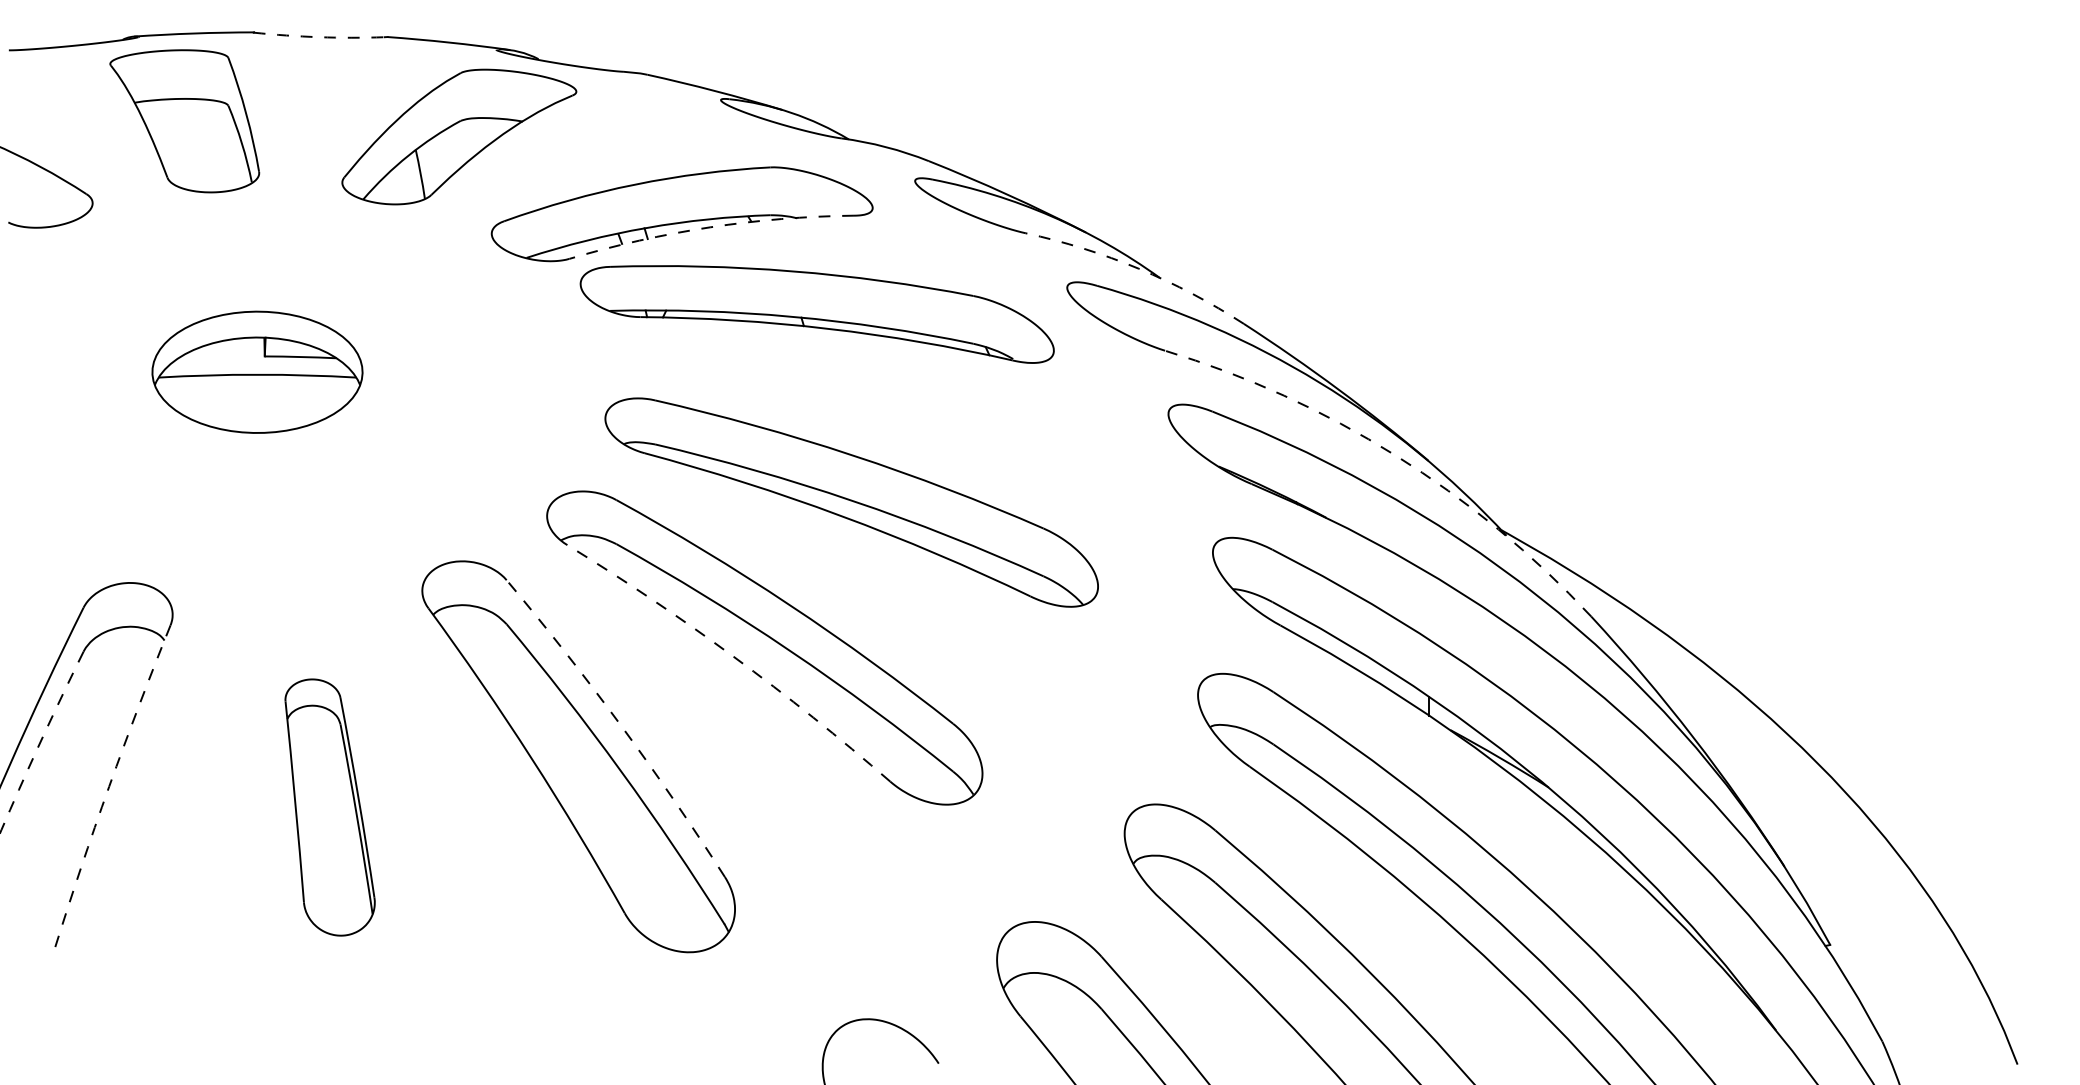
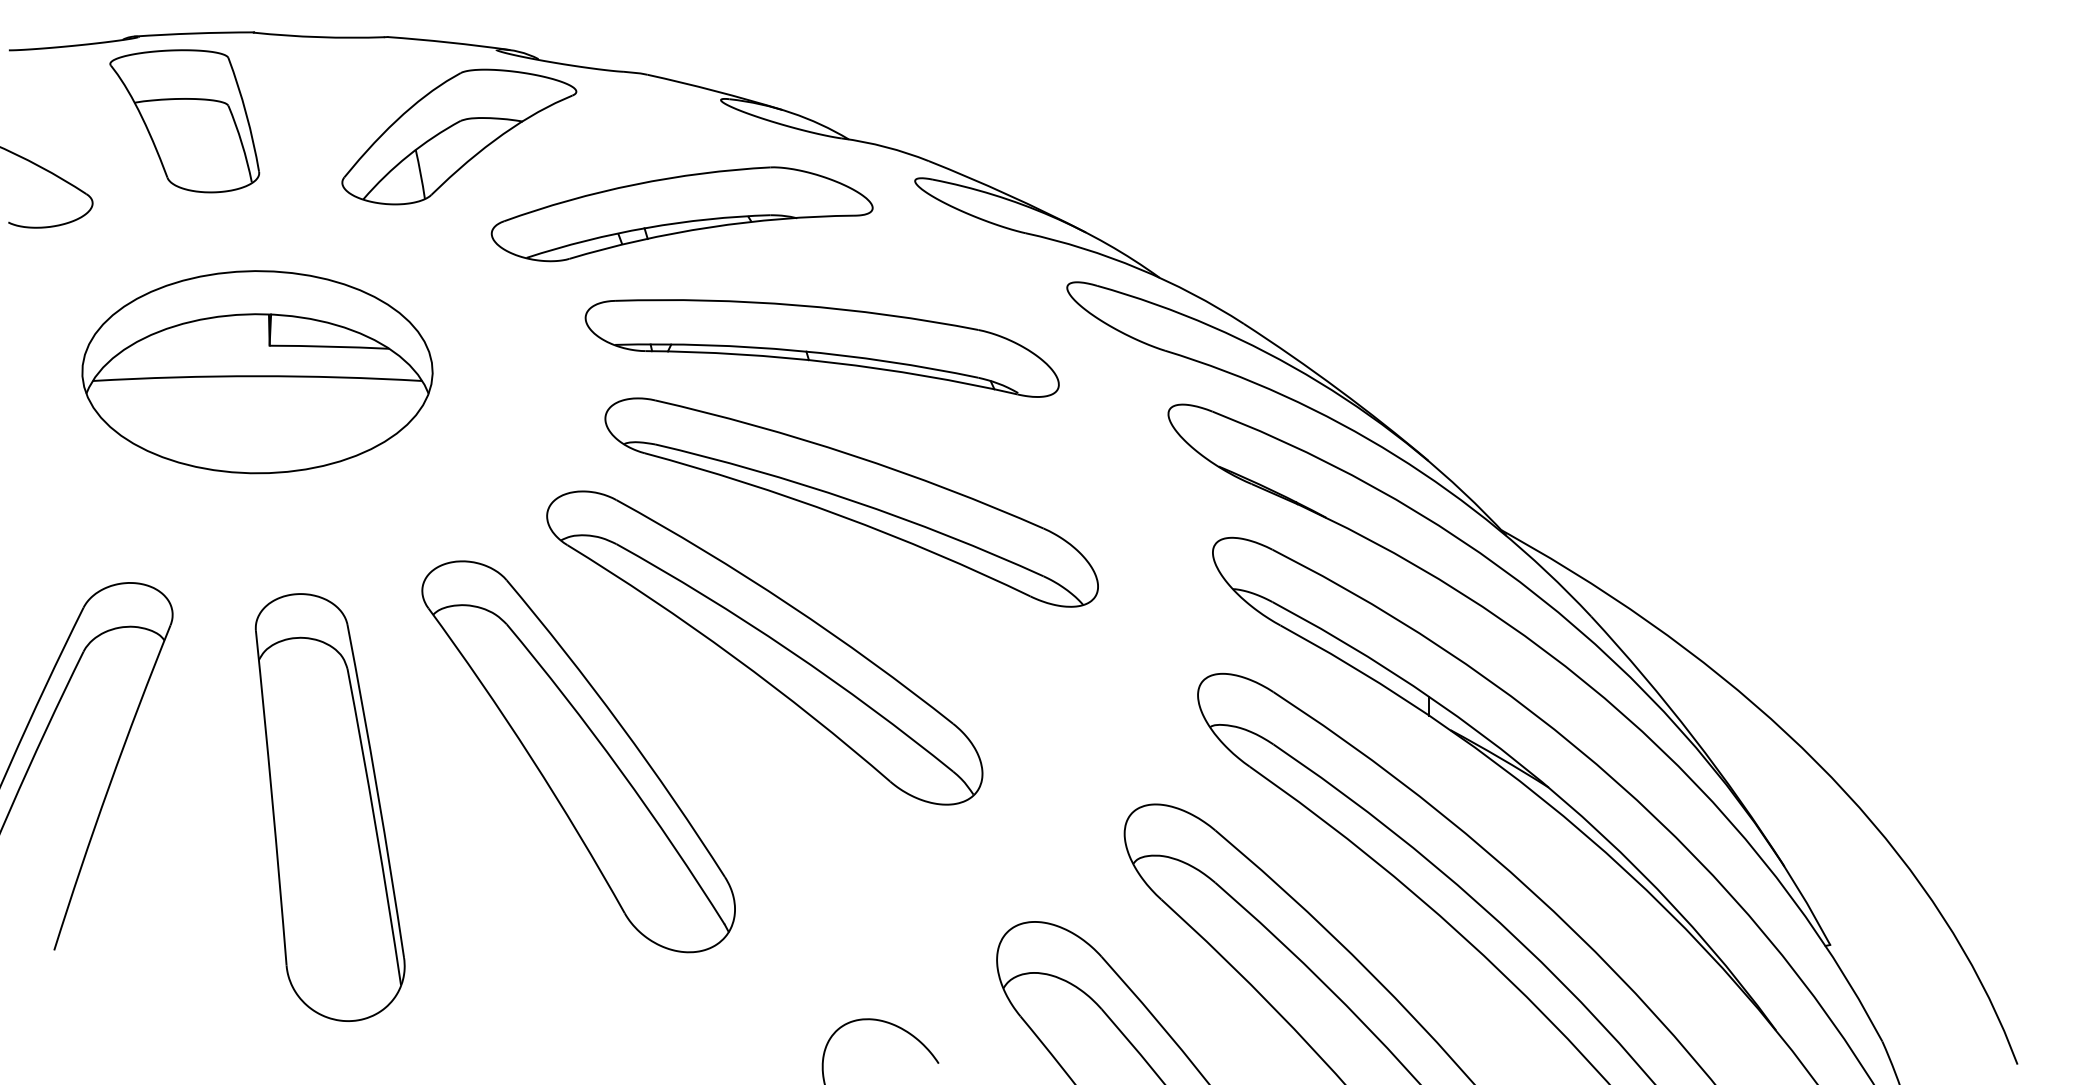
arc: dashed -> solid (319, 37)
arc: dashed -> solid (710, 227)
arc: dashed -> solid (1138, 268)
part position: (816, 314) -> (821, 348) (821, 348)
part size: 213x124 px -> 353x205 px (257, 372)
arc: dashed -> solid (1395, 455)
arc: dashed -> solid (733, 656)
arc: dashed -> solid (620, 725)
arc: dashed -> solid (40, 742)
arc: dashed -> solid (109, 786)
part size: 92x259 px -> 152x429 px (329, 807)
